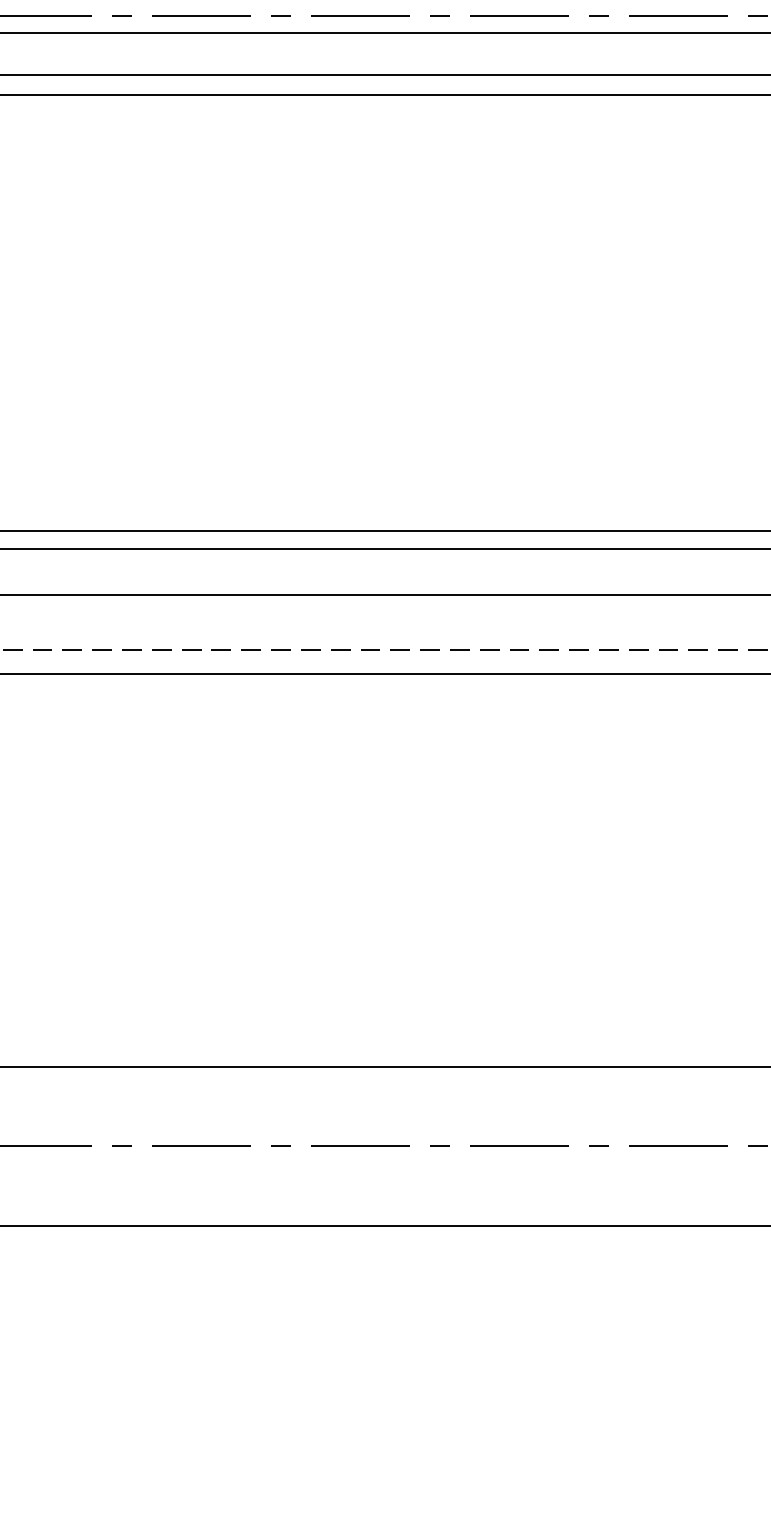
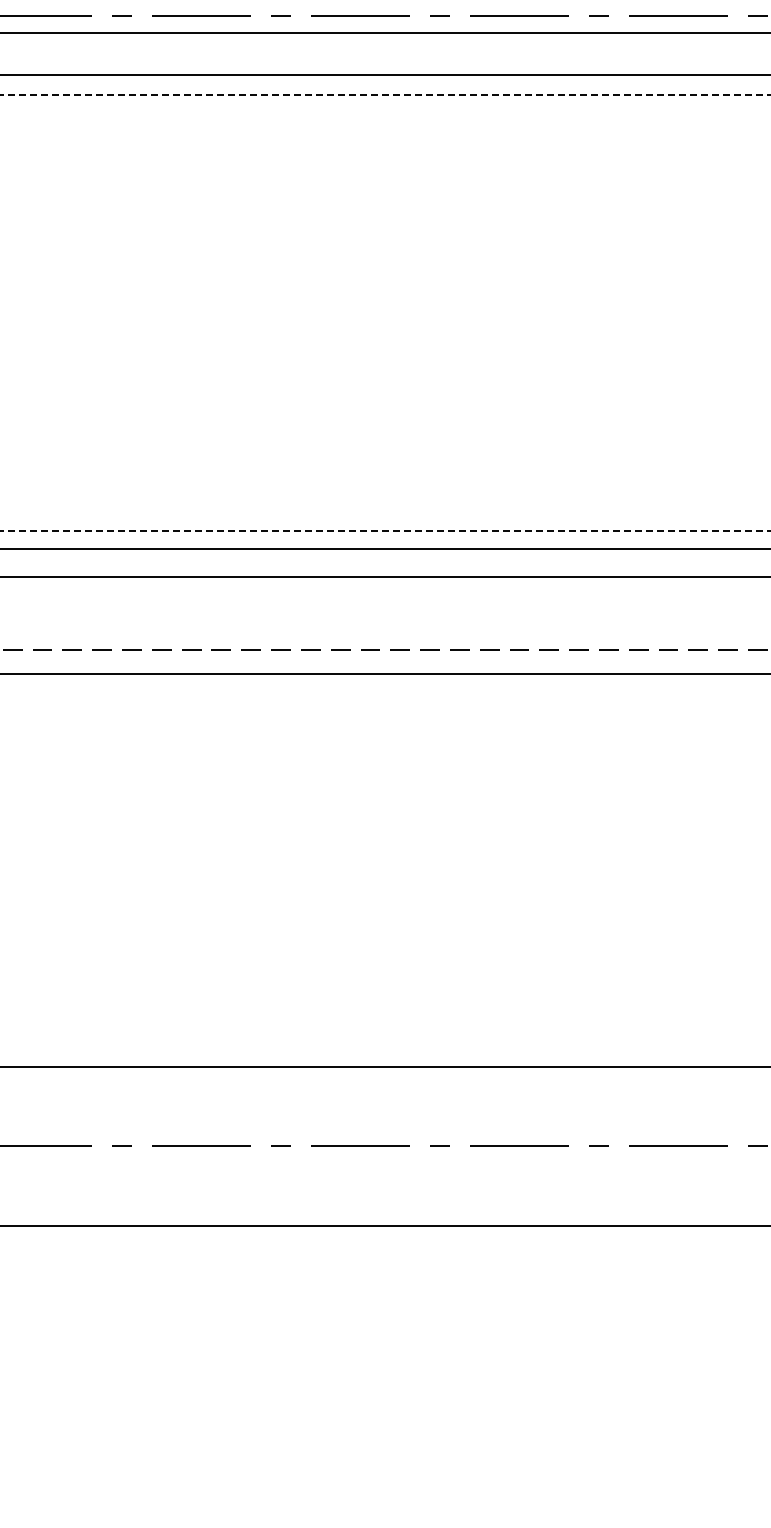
line: solid -> dashed (385, 95)
line: solid -> dashed (385, 531)
line position: (384, 594) -> (384, 576) (384, 576)
